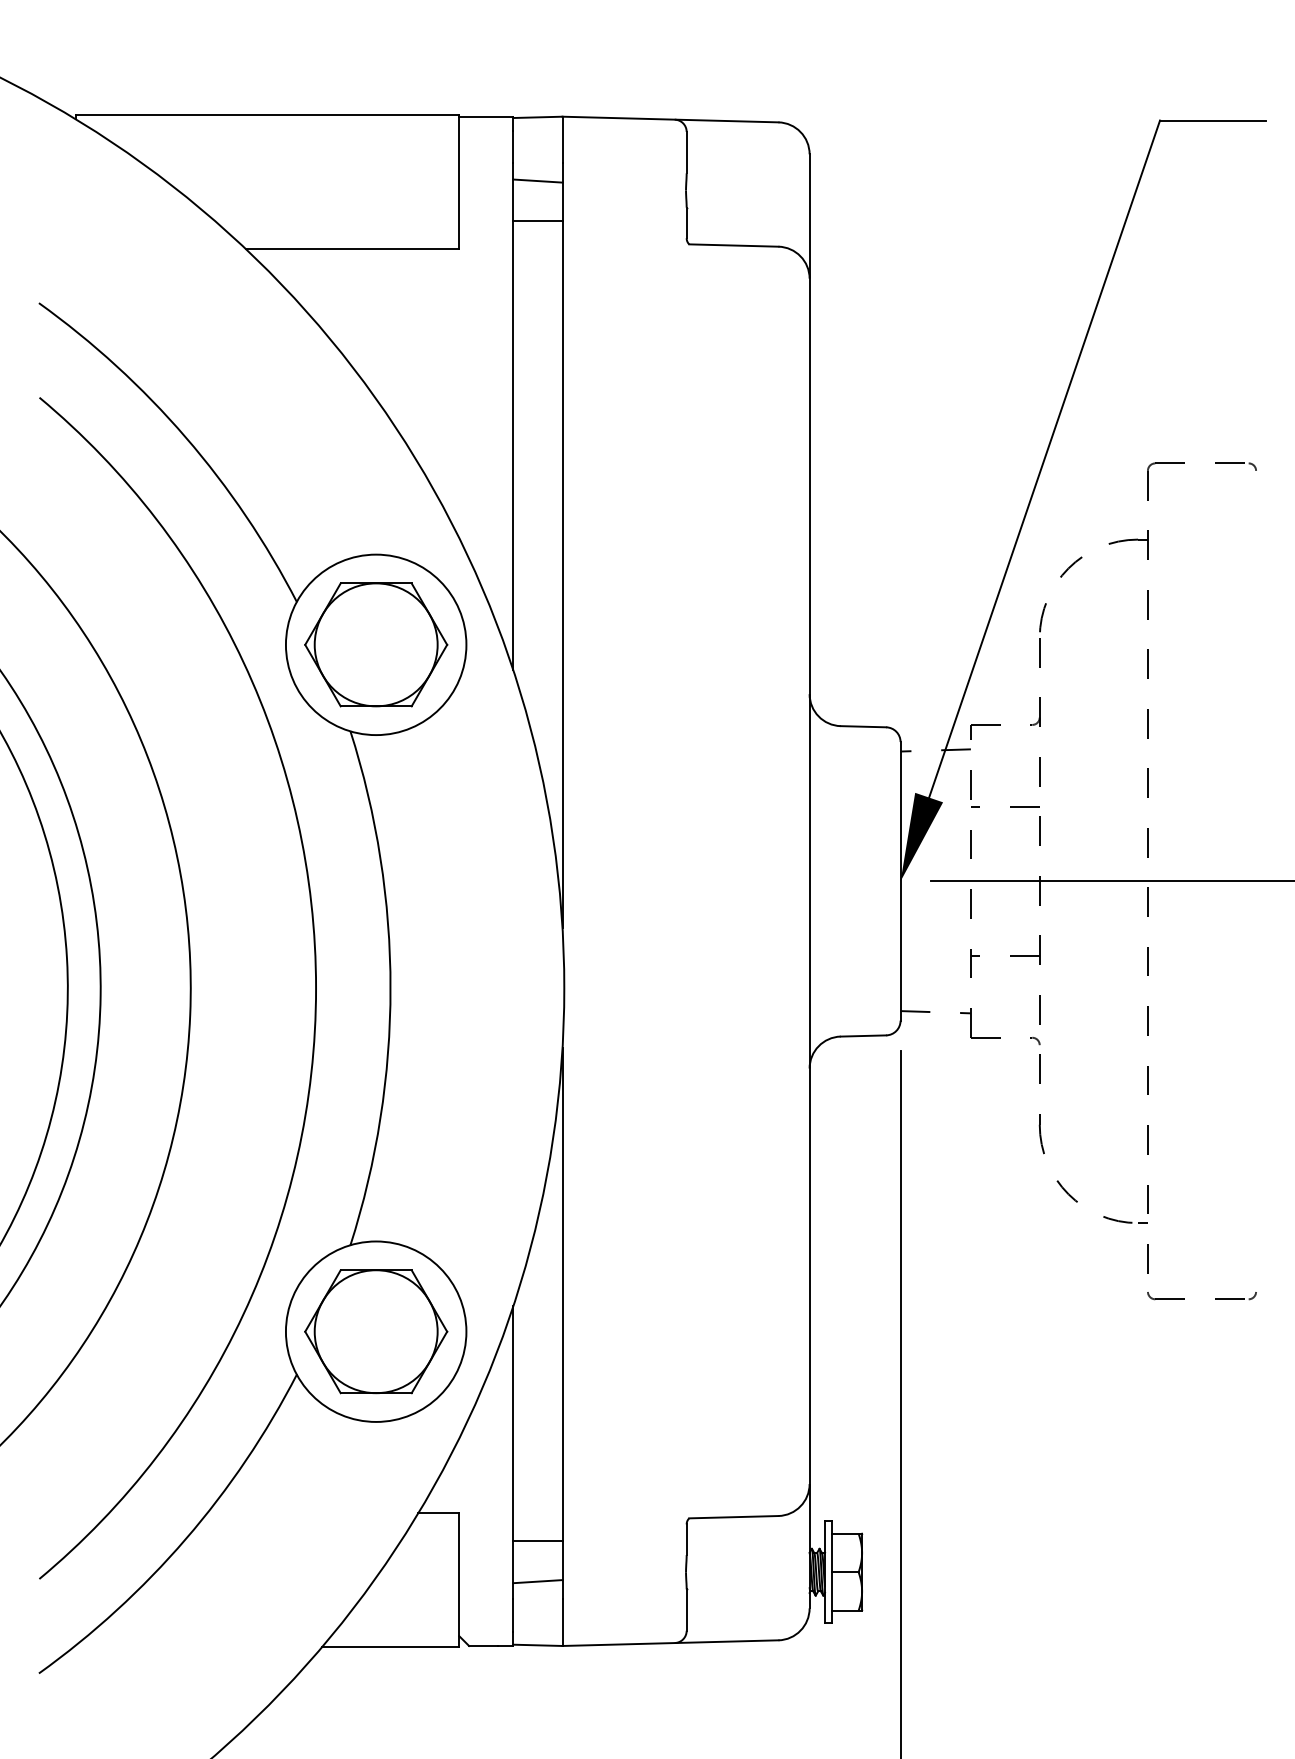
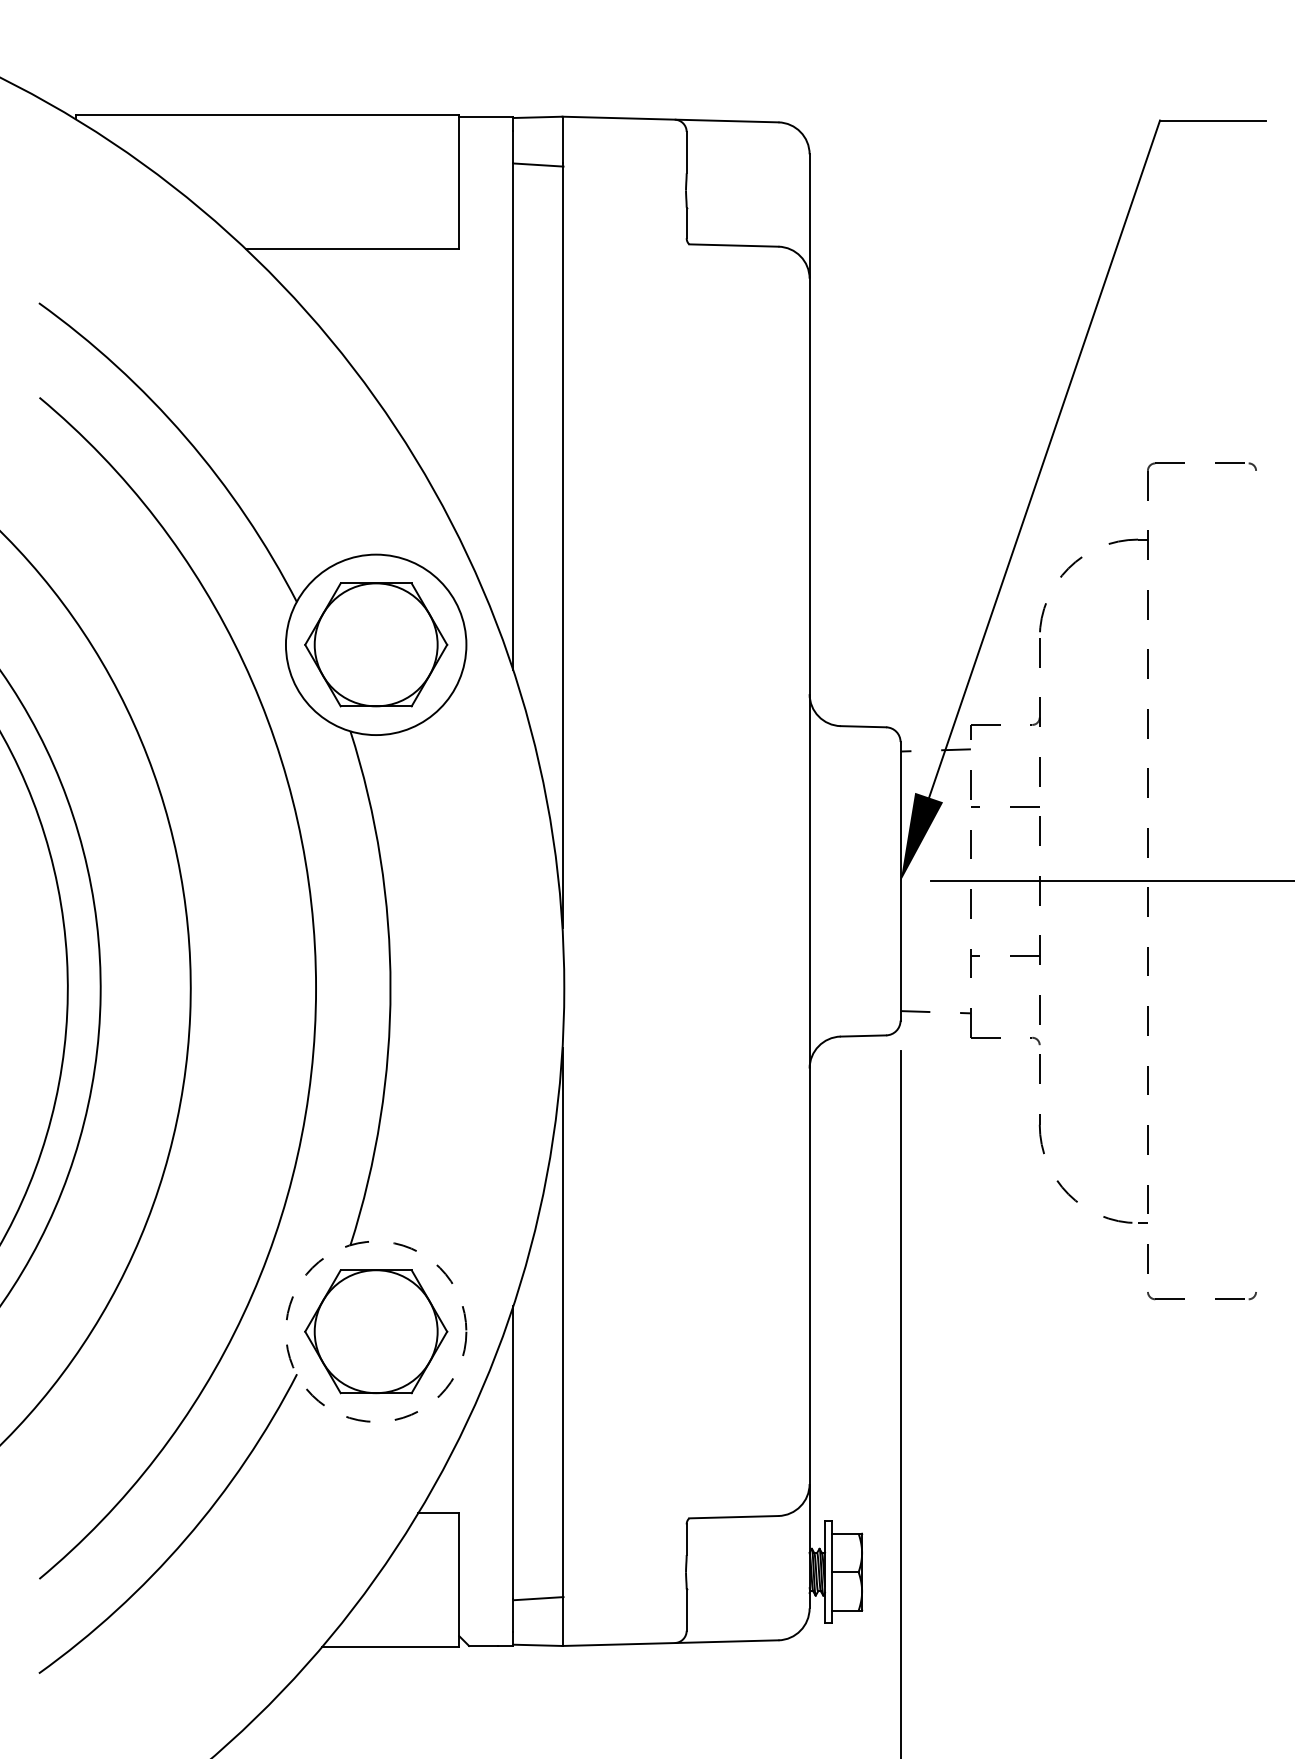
line position: (537, 180) -> (538, 164) (538, 164)
line: present -> none (537, 221)
circle: solid -> dashed (375, 1331)
line: present -> none (537, 1541)
line position: (537, 1581) -> (538, 1598) (538, 1598)
